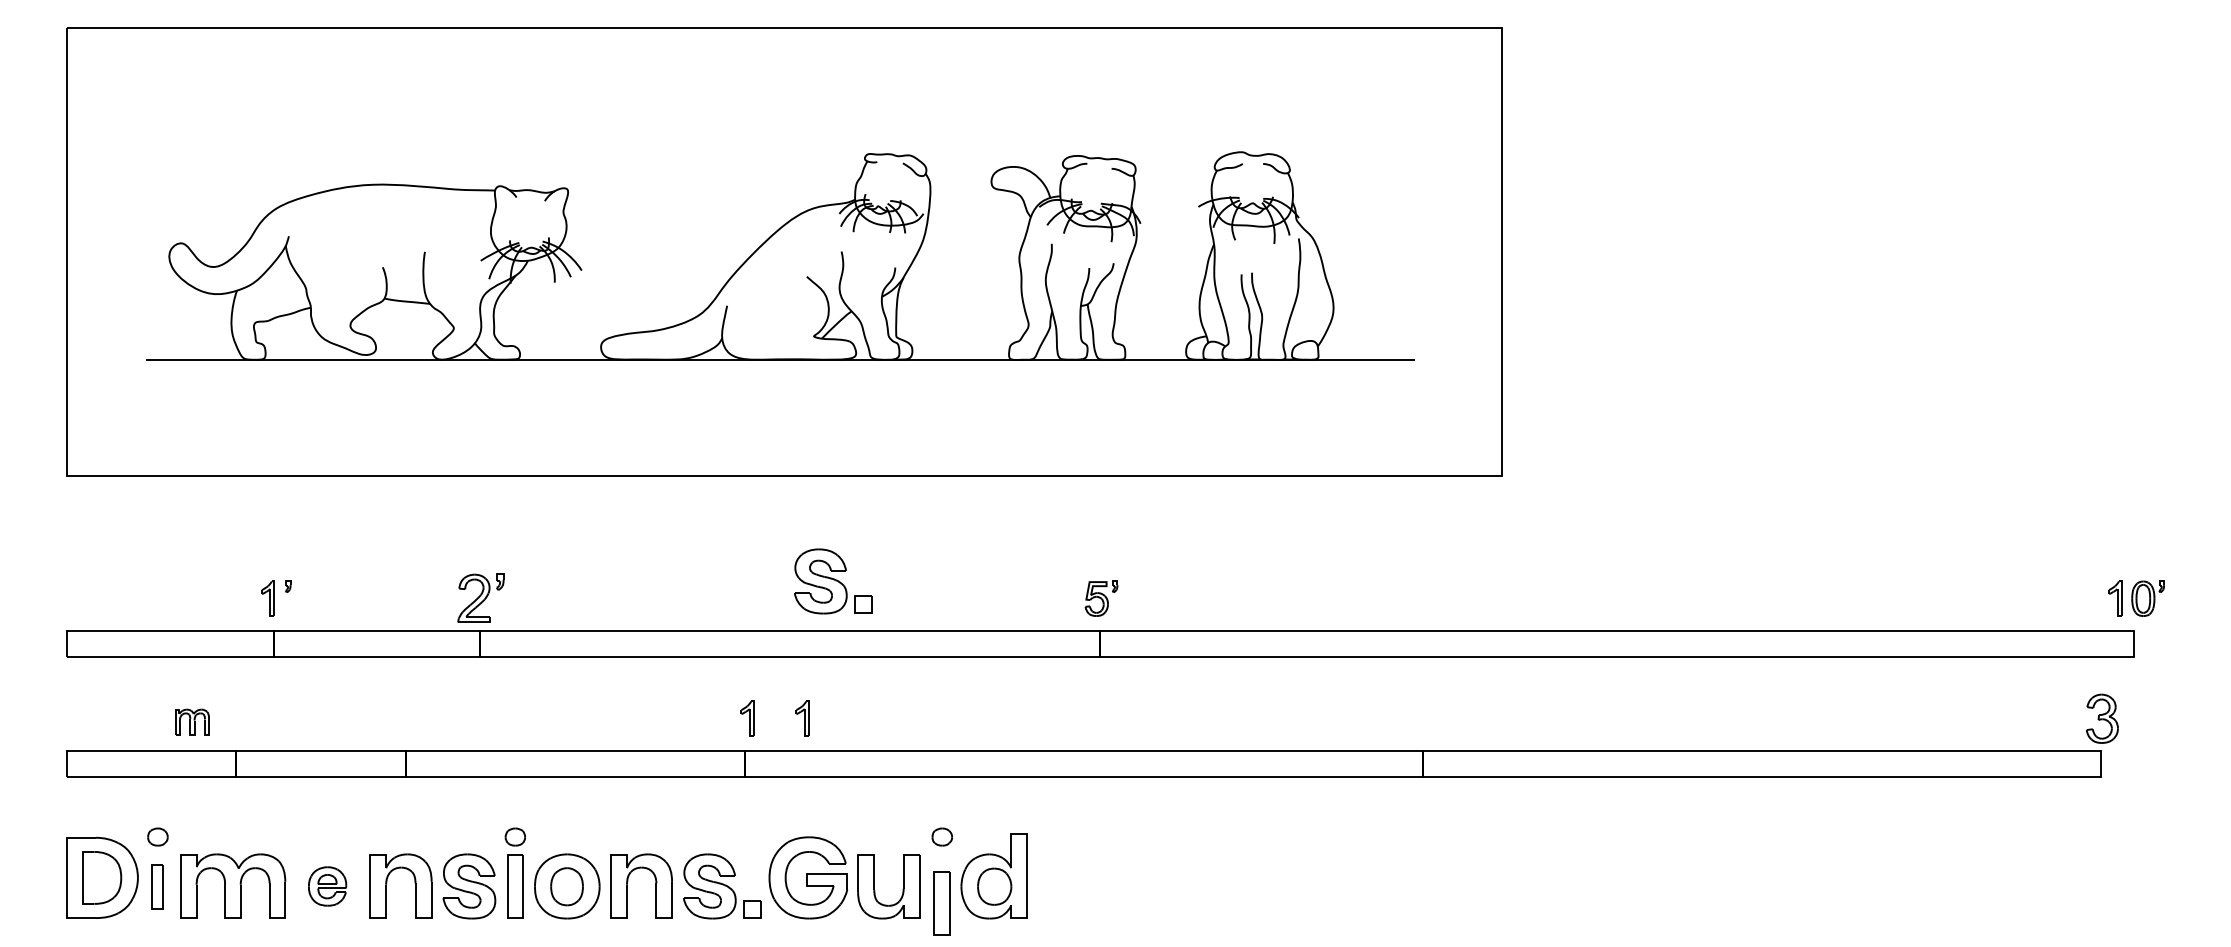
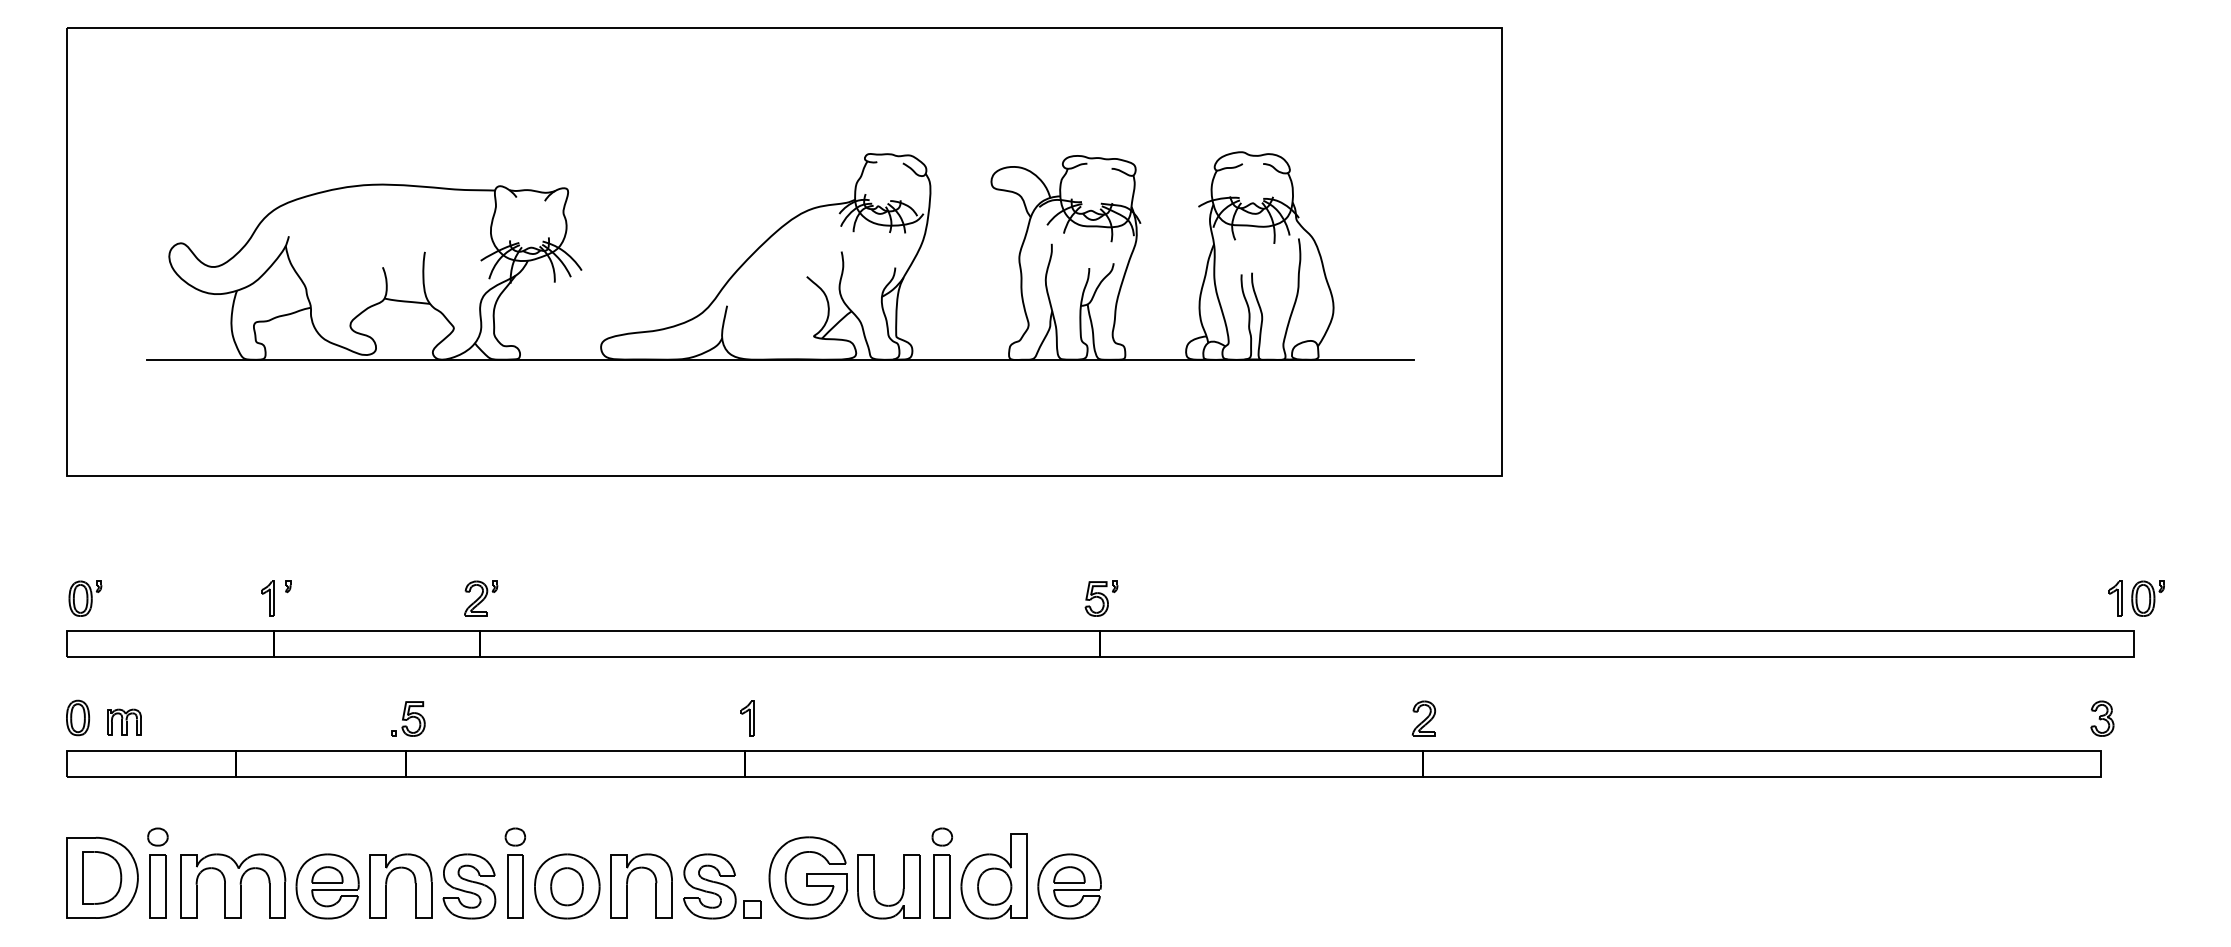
part: present -> none (833, 581)
part size: 48x50 px -> 35x37 px (481, 598)
part: none -> present (85, 598)
part: none -> present (78, 717)
part: none -> present (408, 718)
part: present -> none (802, 718)
part: none -> present (1423, 718)
part size: 33x51 px -> 25x37 px (2102, 718)
part position: (192, 721) -> (124, 721) (124, 721)
part size: 13x46 px -> 18x65 px (157, 886)
part size: 40x41 px -> 65x67 px (327, 886)
part: none -> present (1069, 886)
part position: (941, 903) -> (941, 886) (941, 886)
